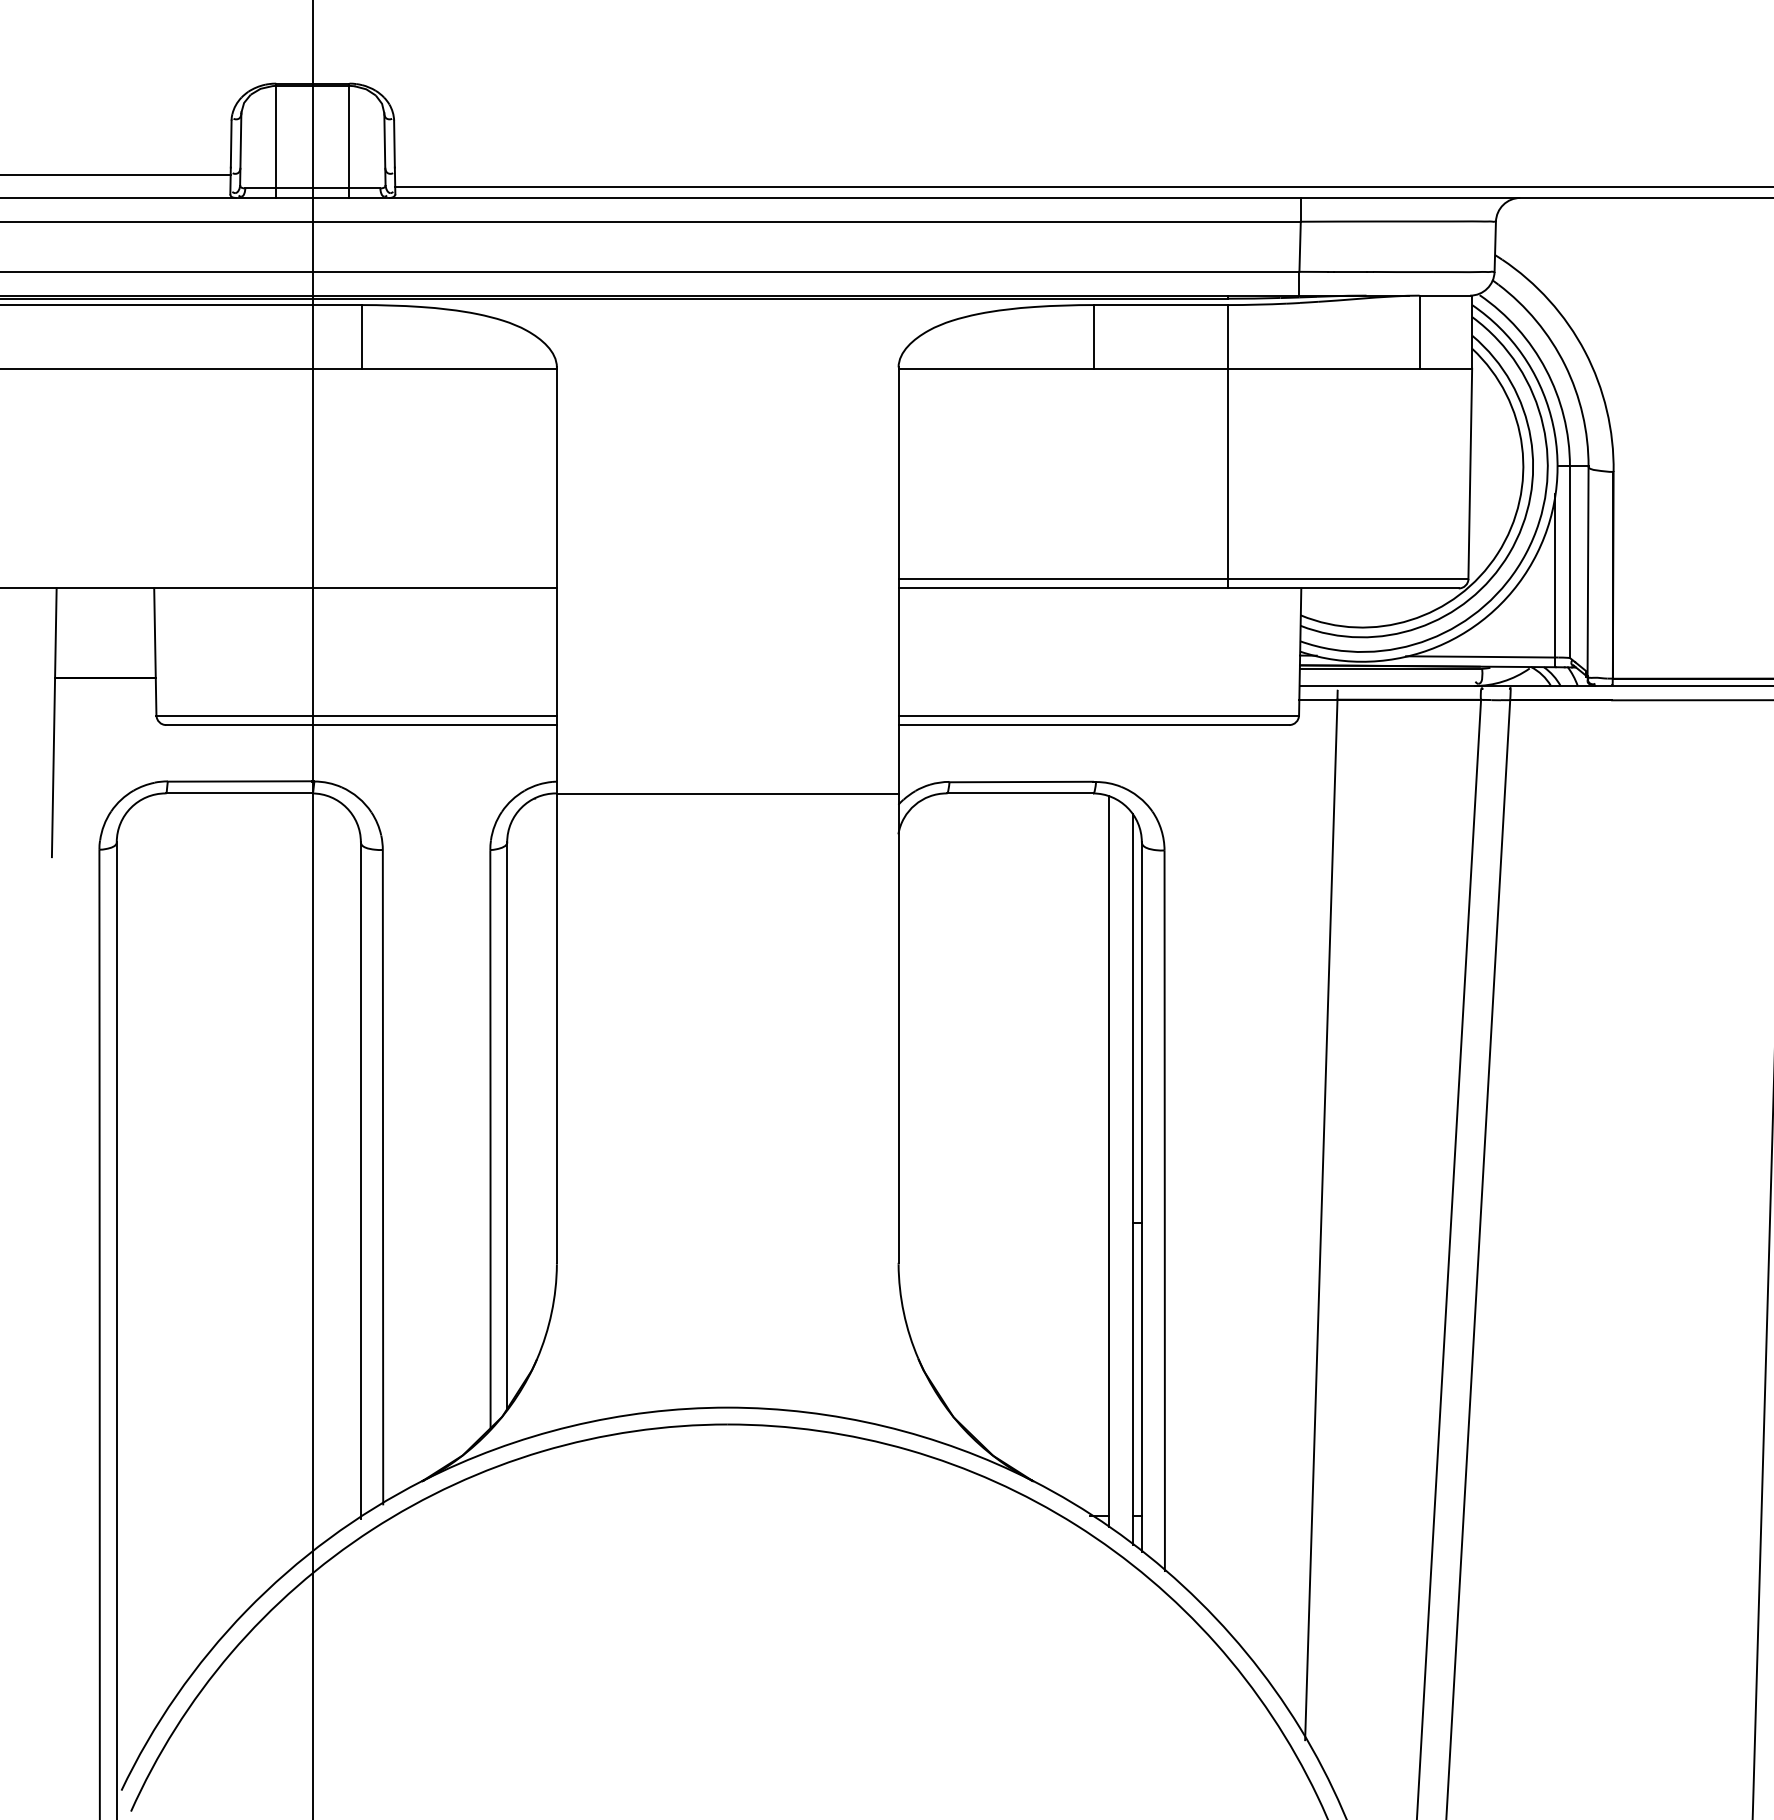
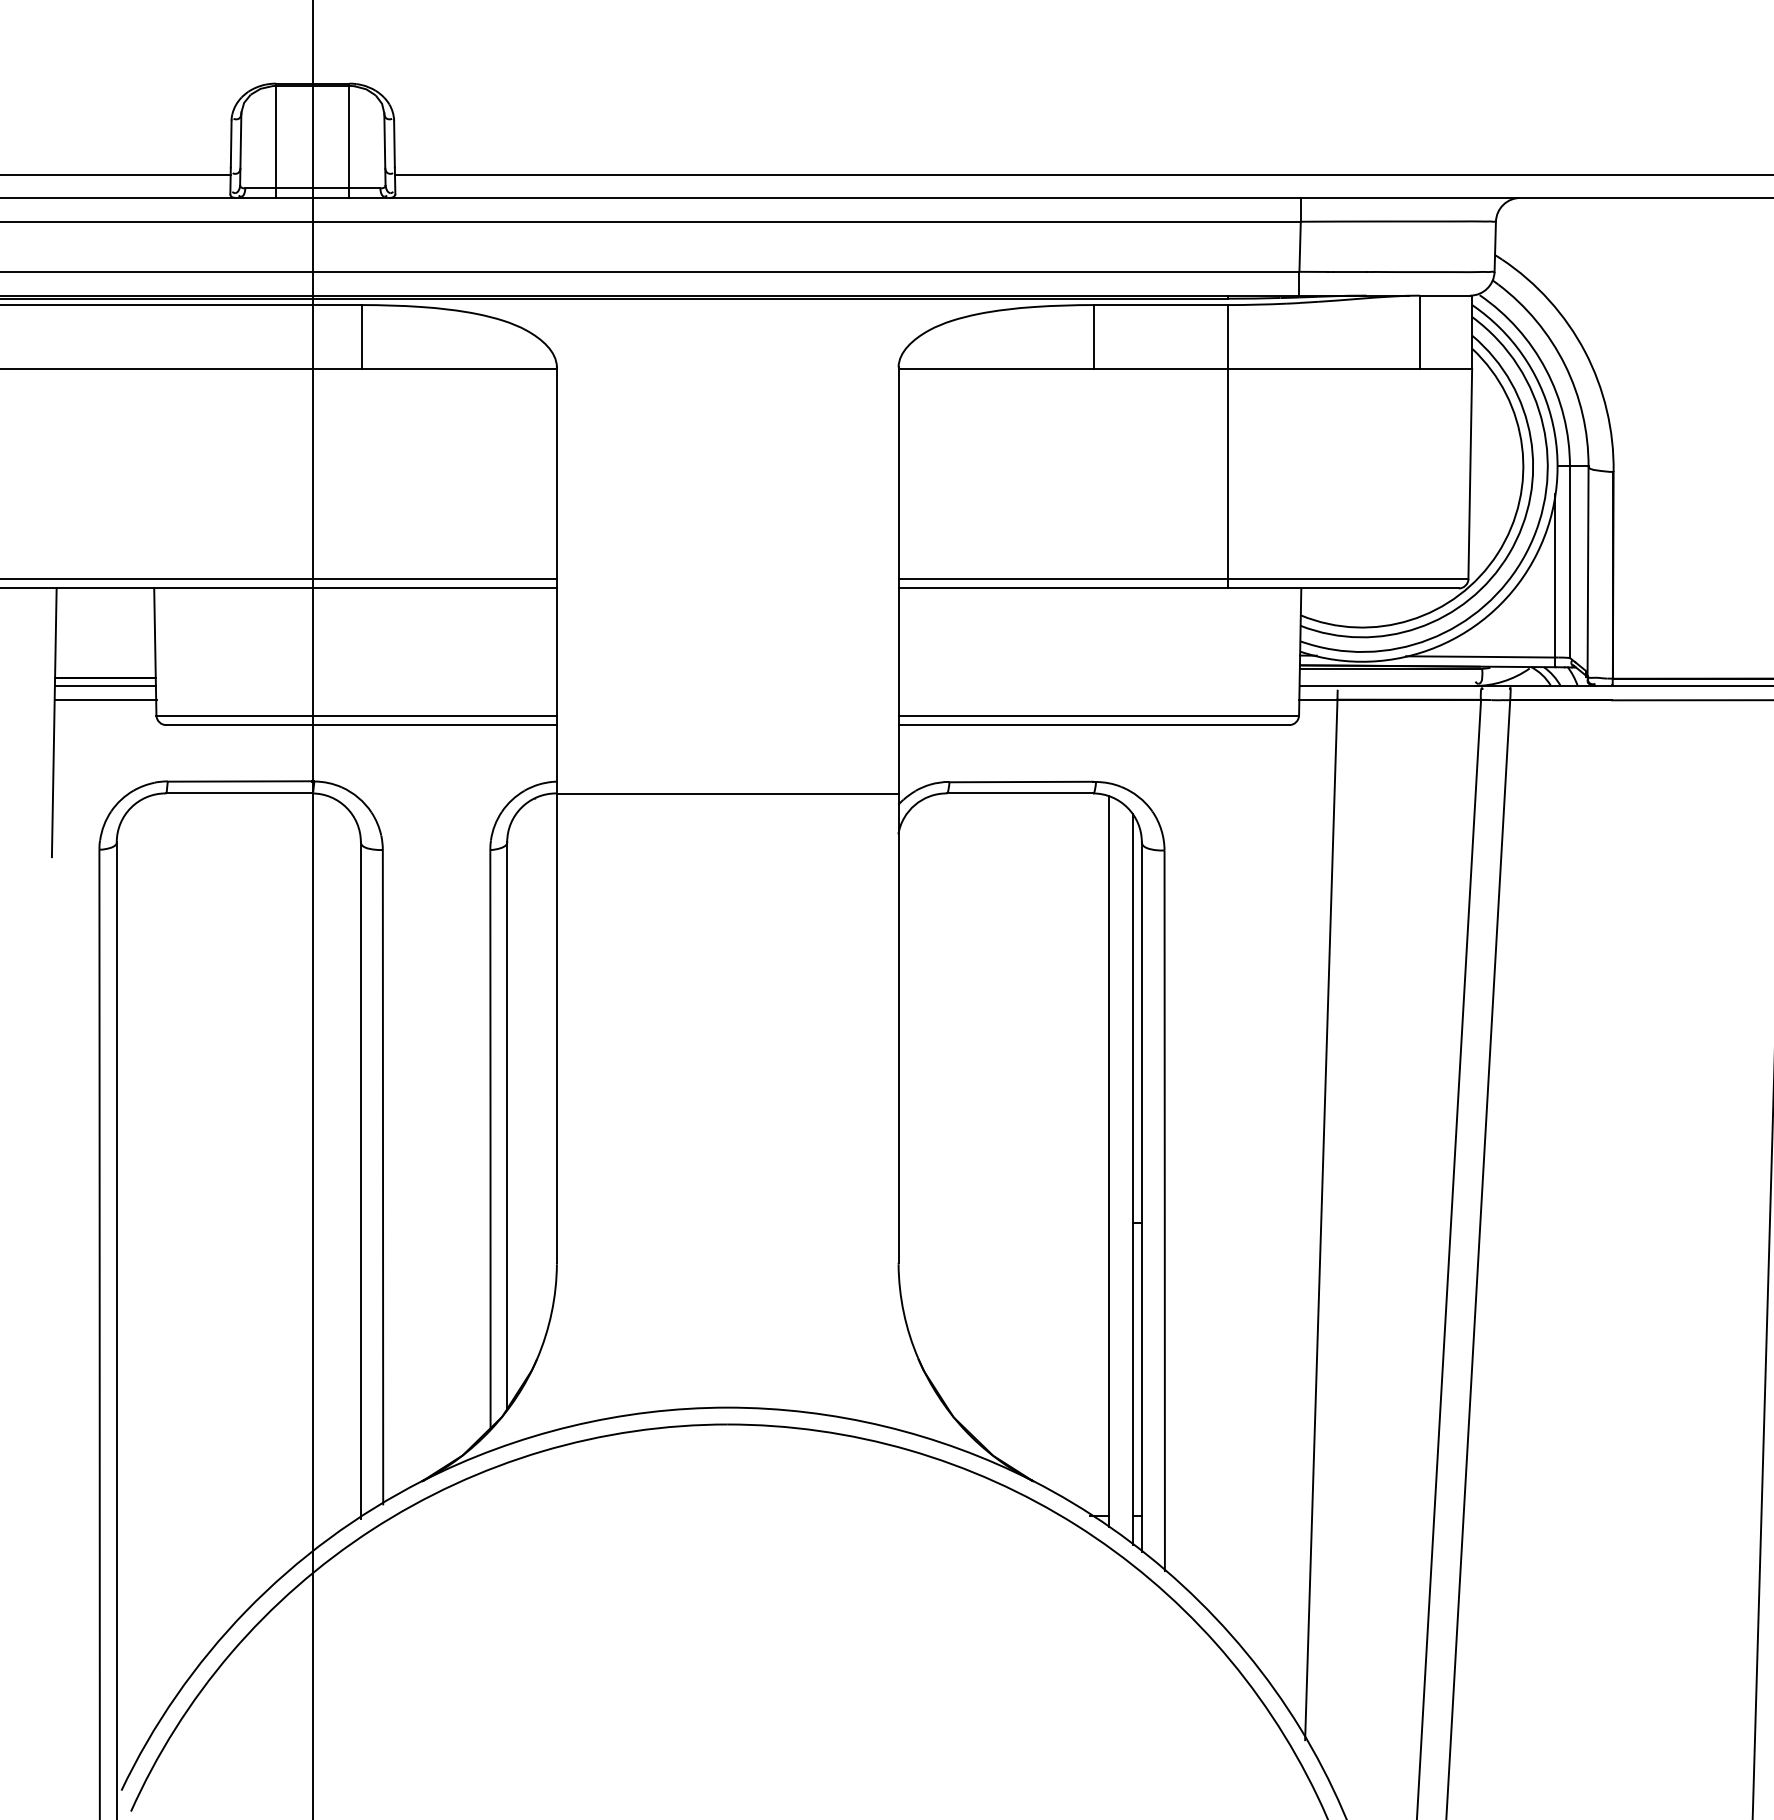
line position: (1082, 187) -> (1082, 175) (1082, 175)
line: none -> present (279, 578)
line: none -> present (104, 686)
line: none -> present (105, 699)
